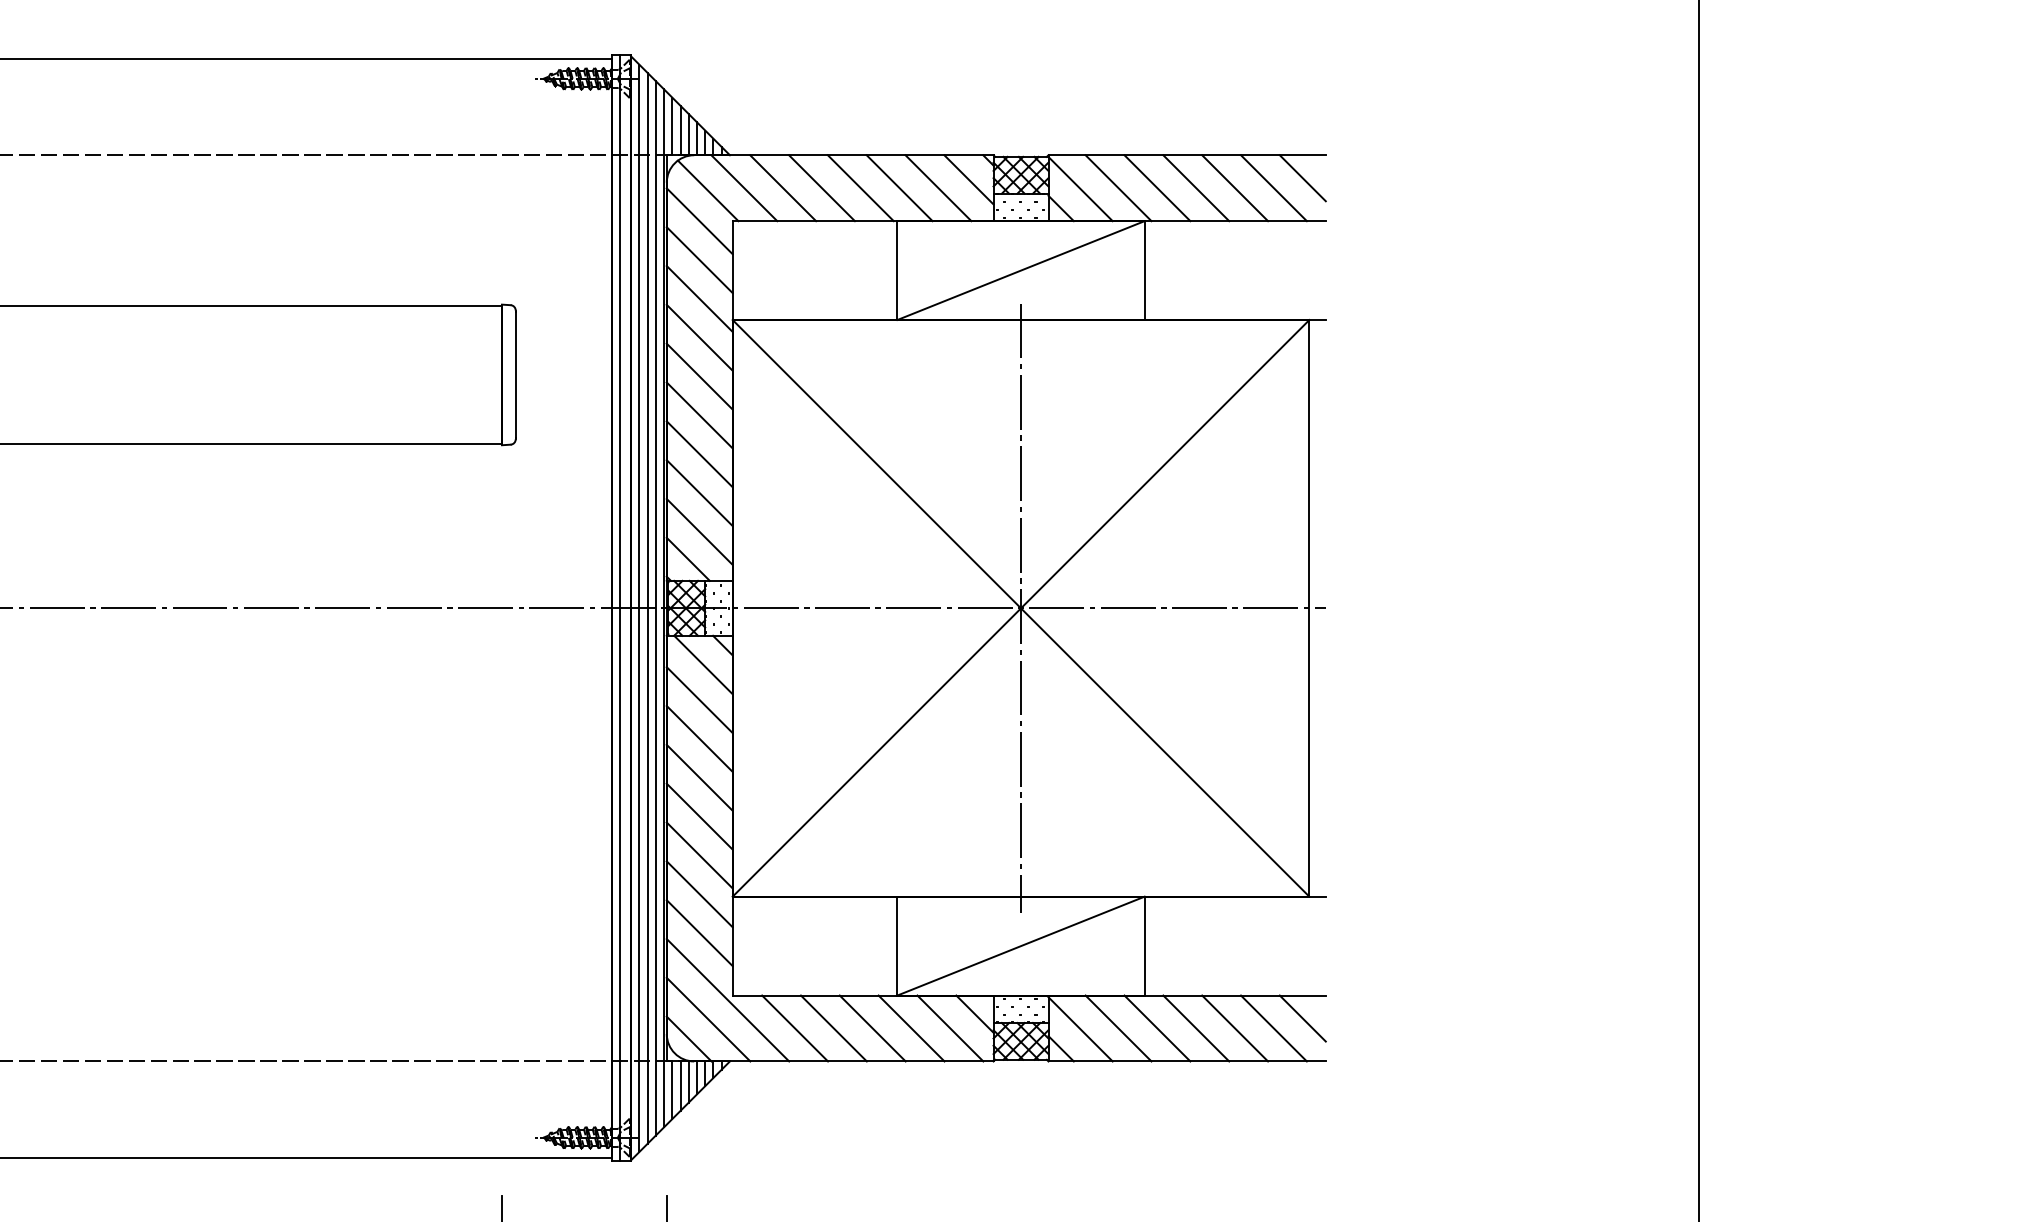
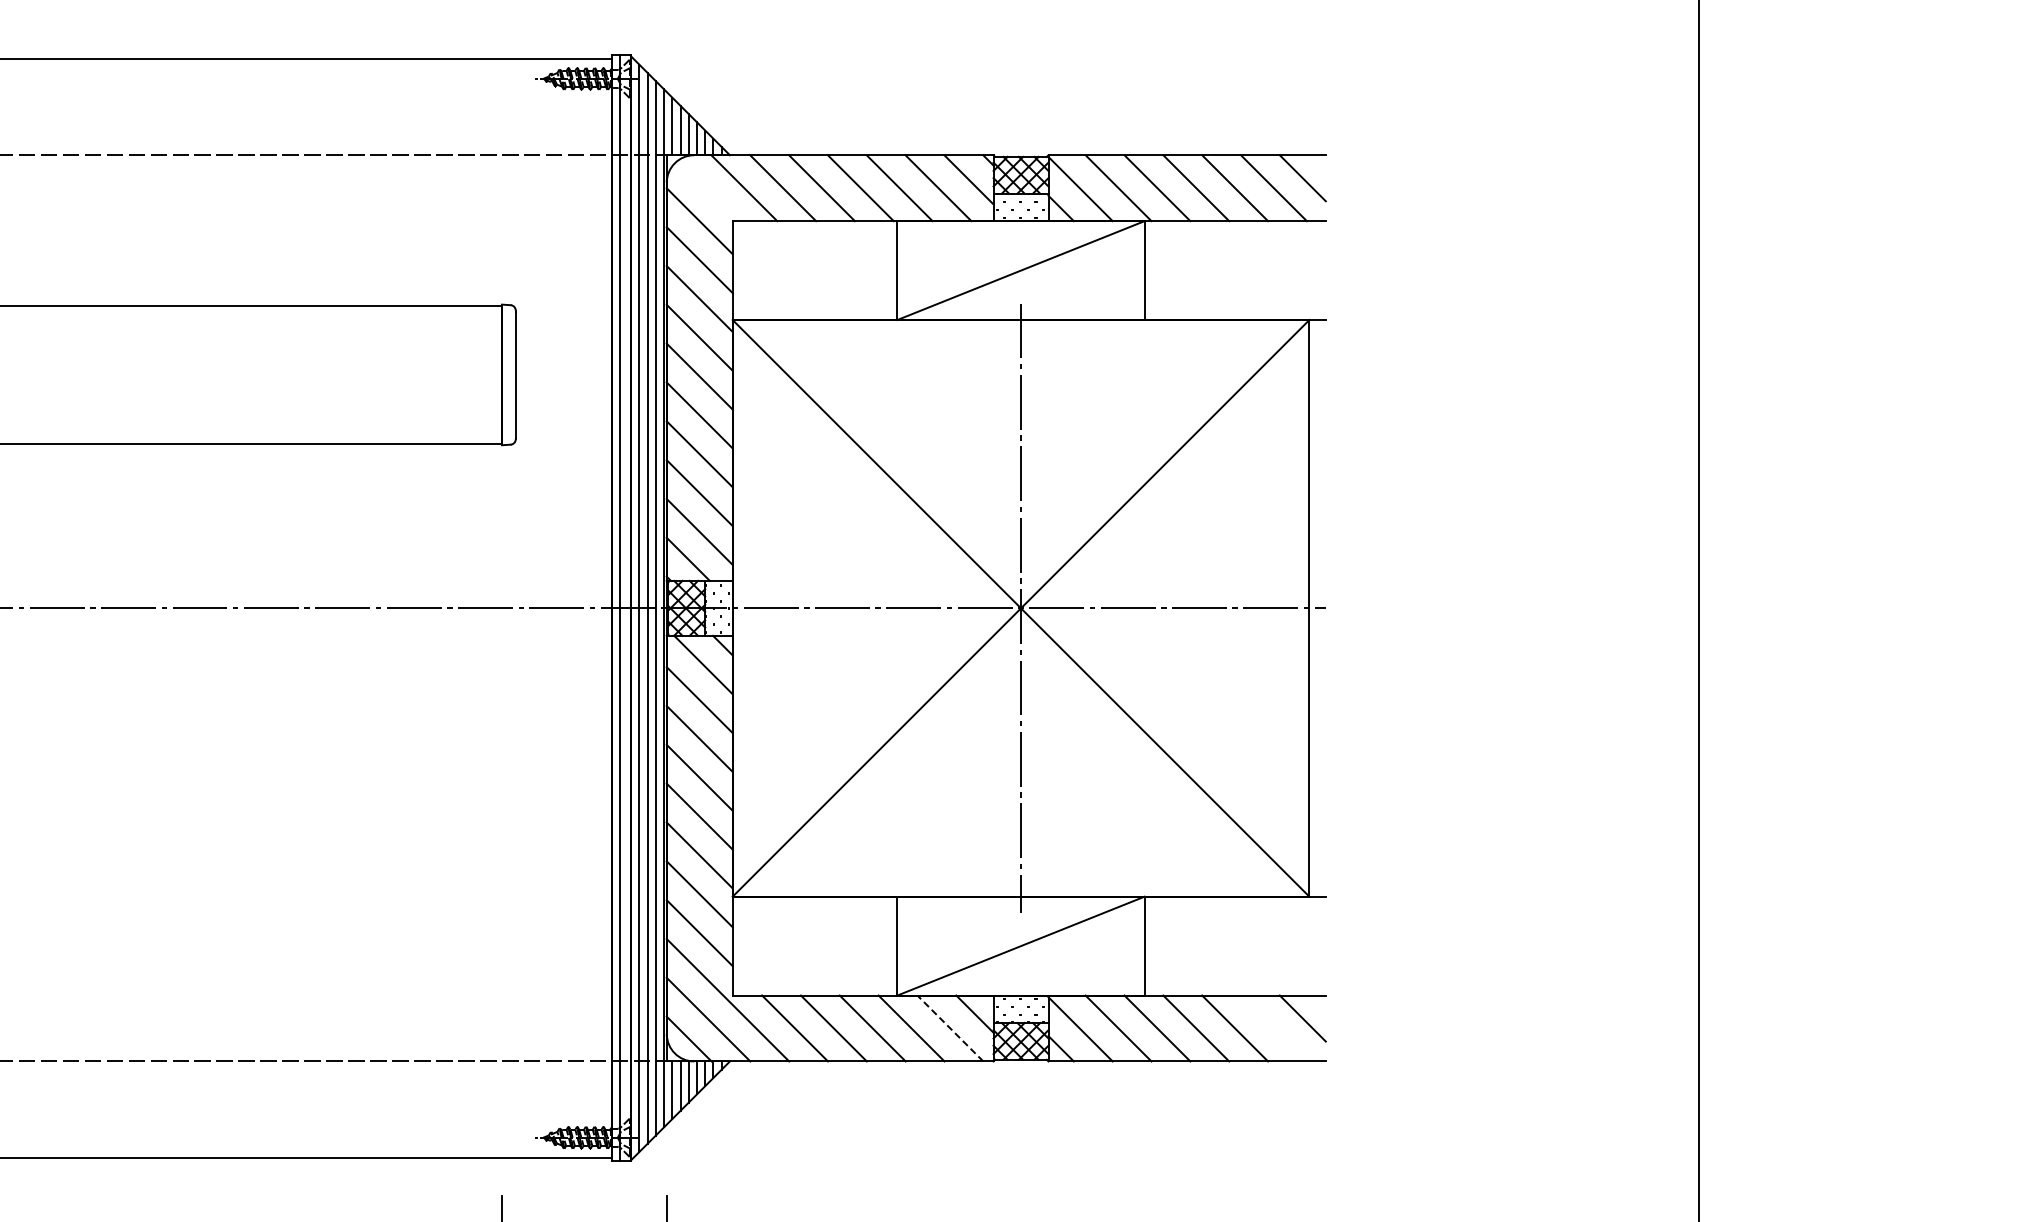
line: present -> none (707, 190)
line: solid -> dashed (950, 1028)
line: present -> none (1273, 1028)
